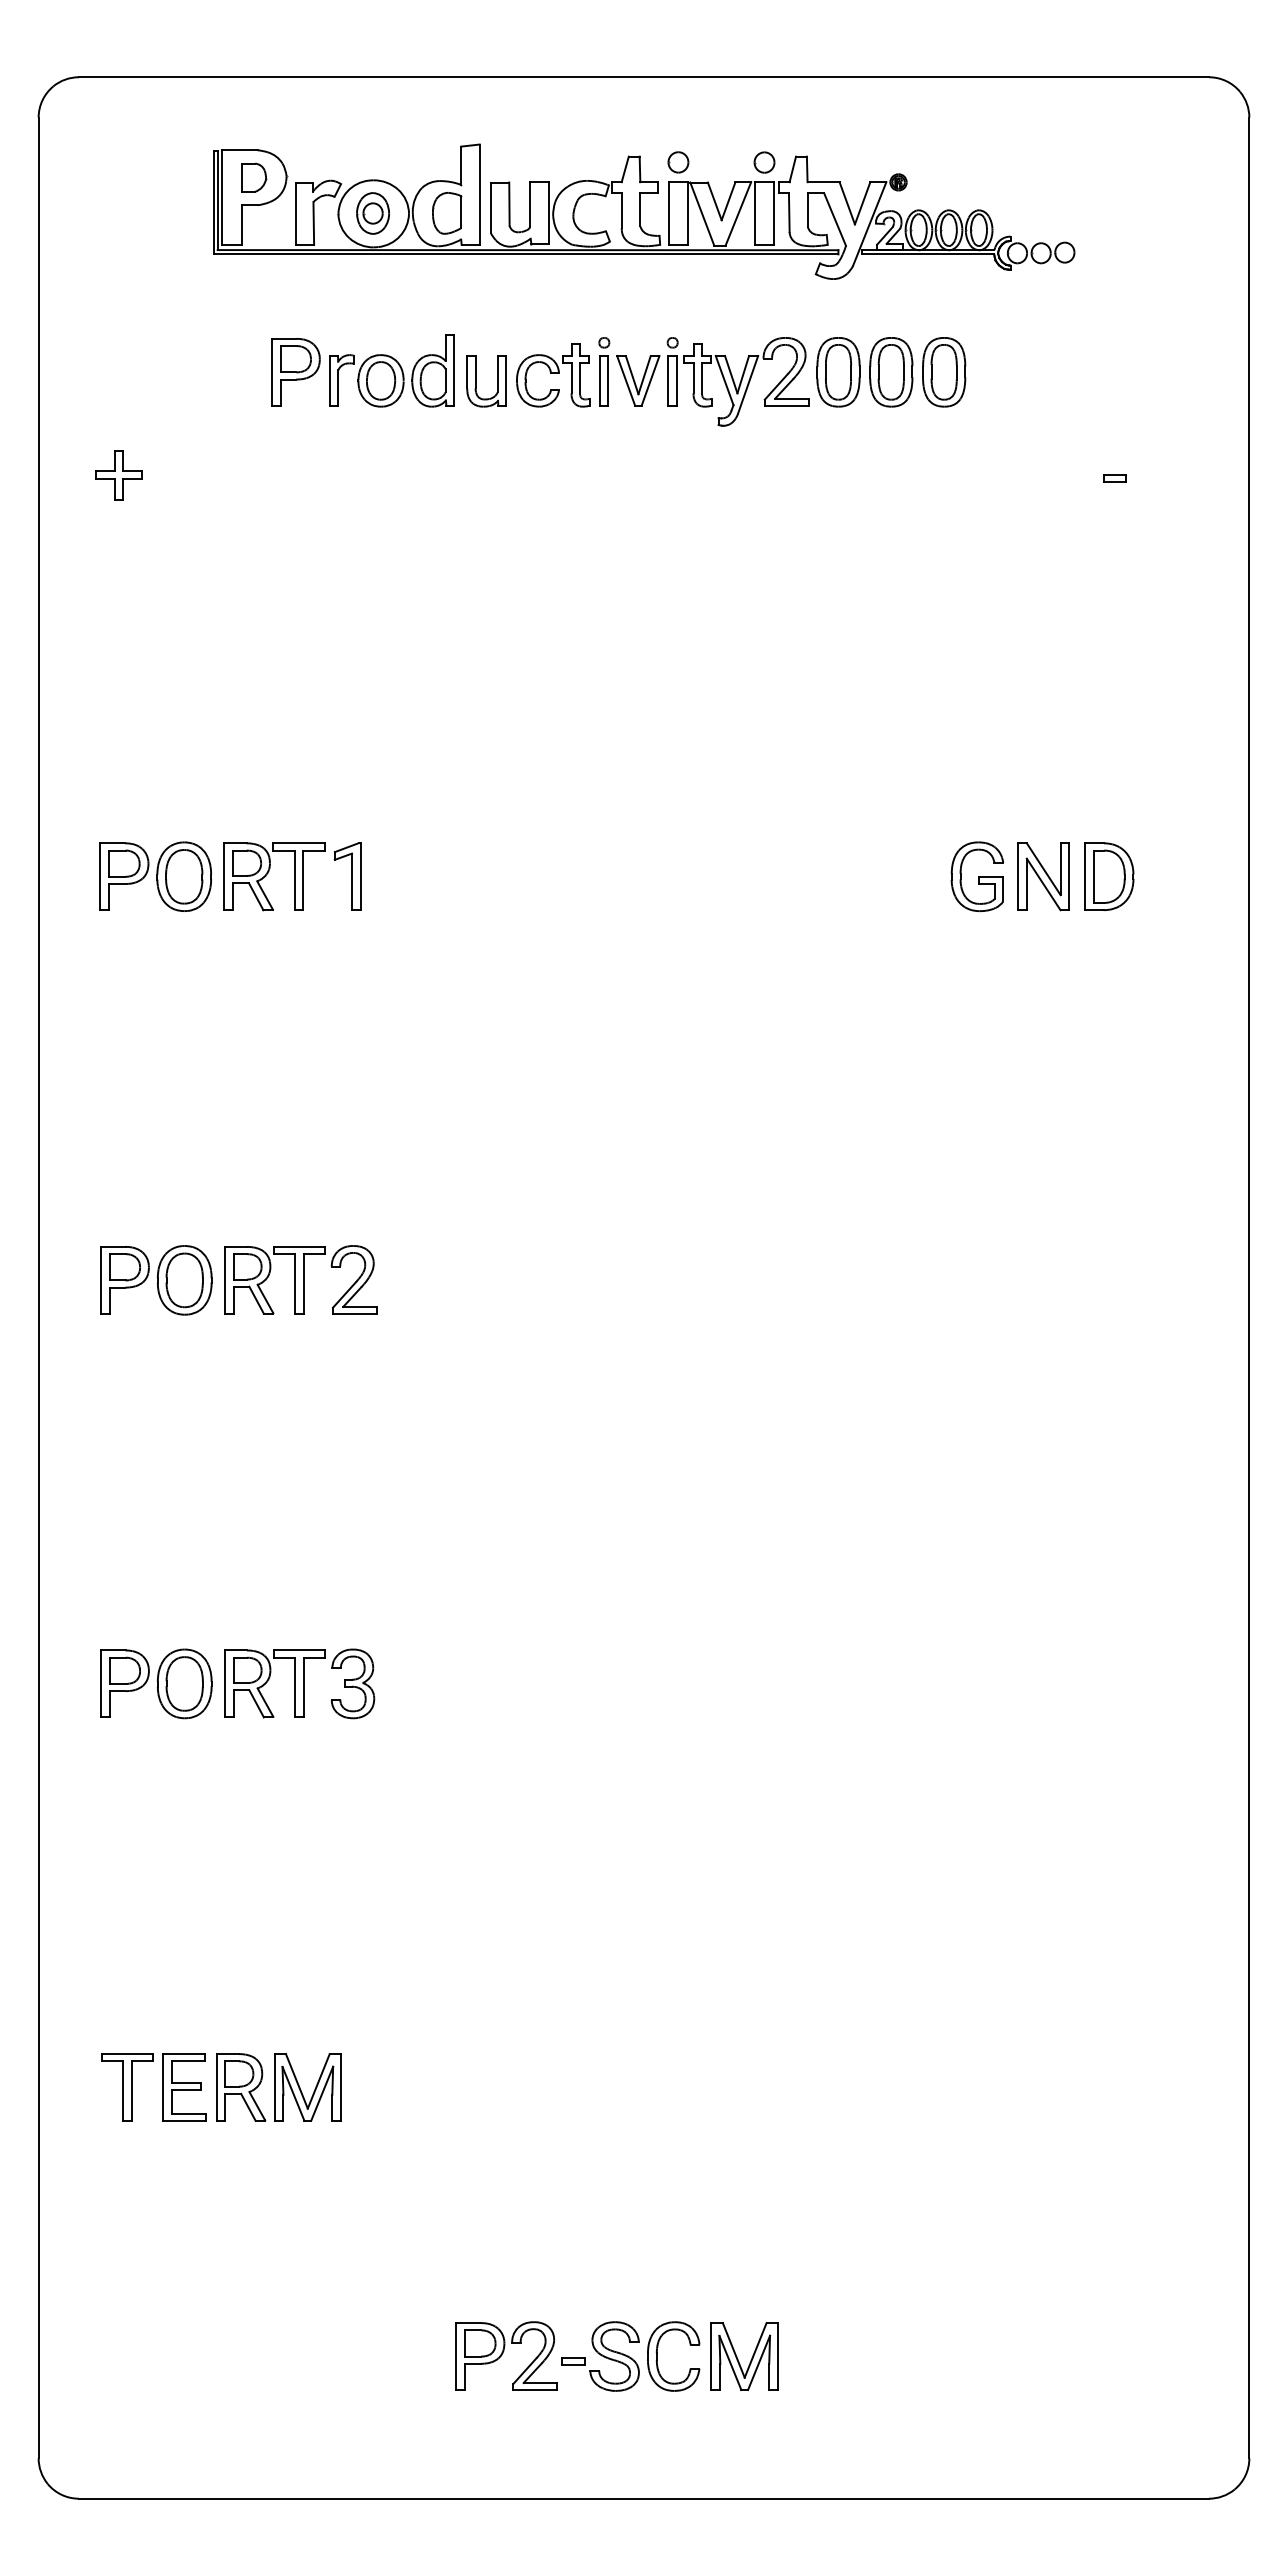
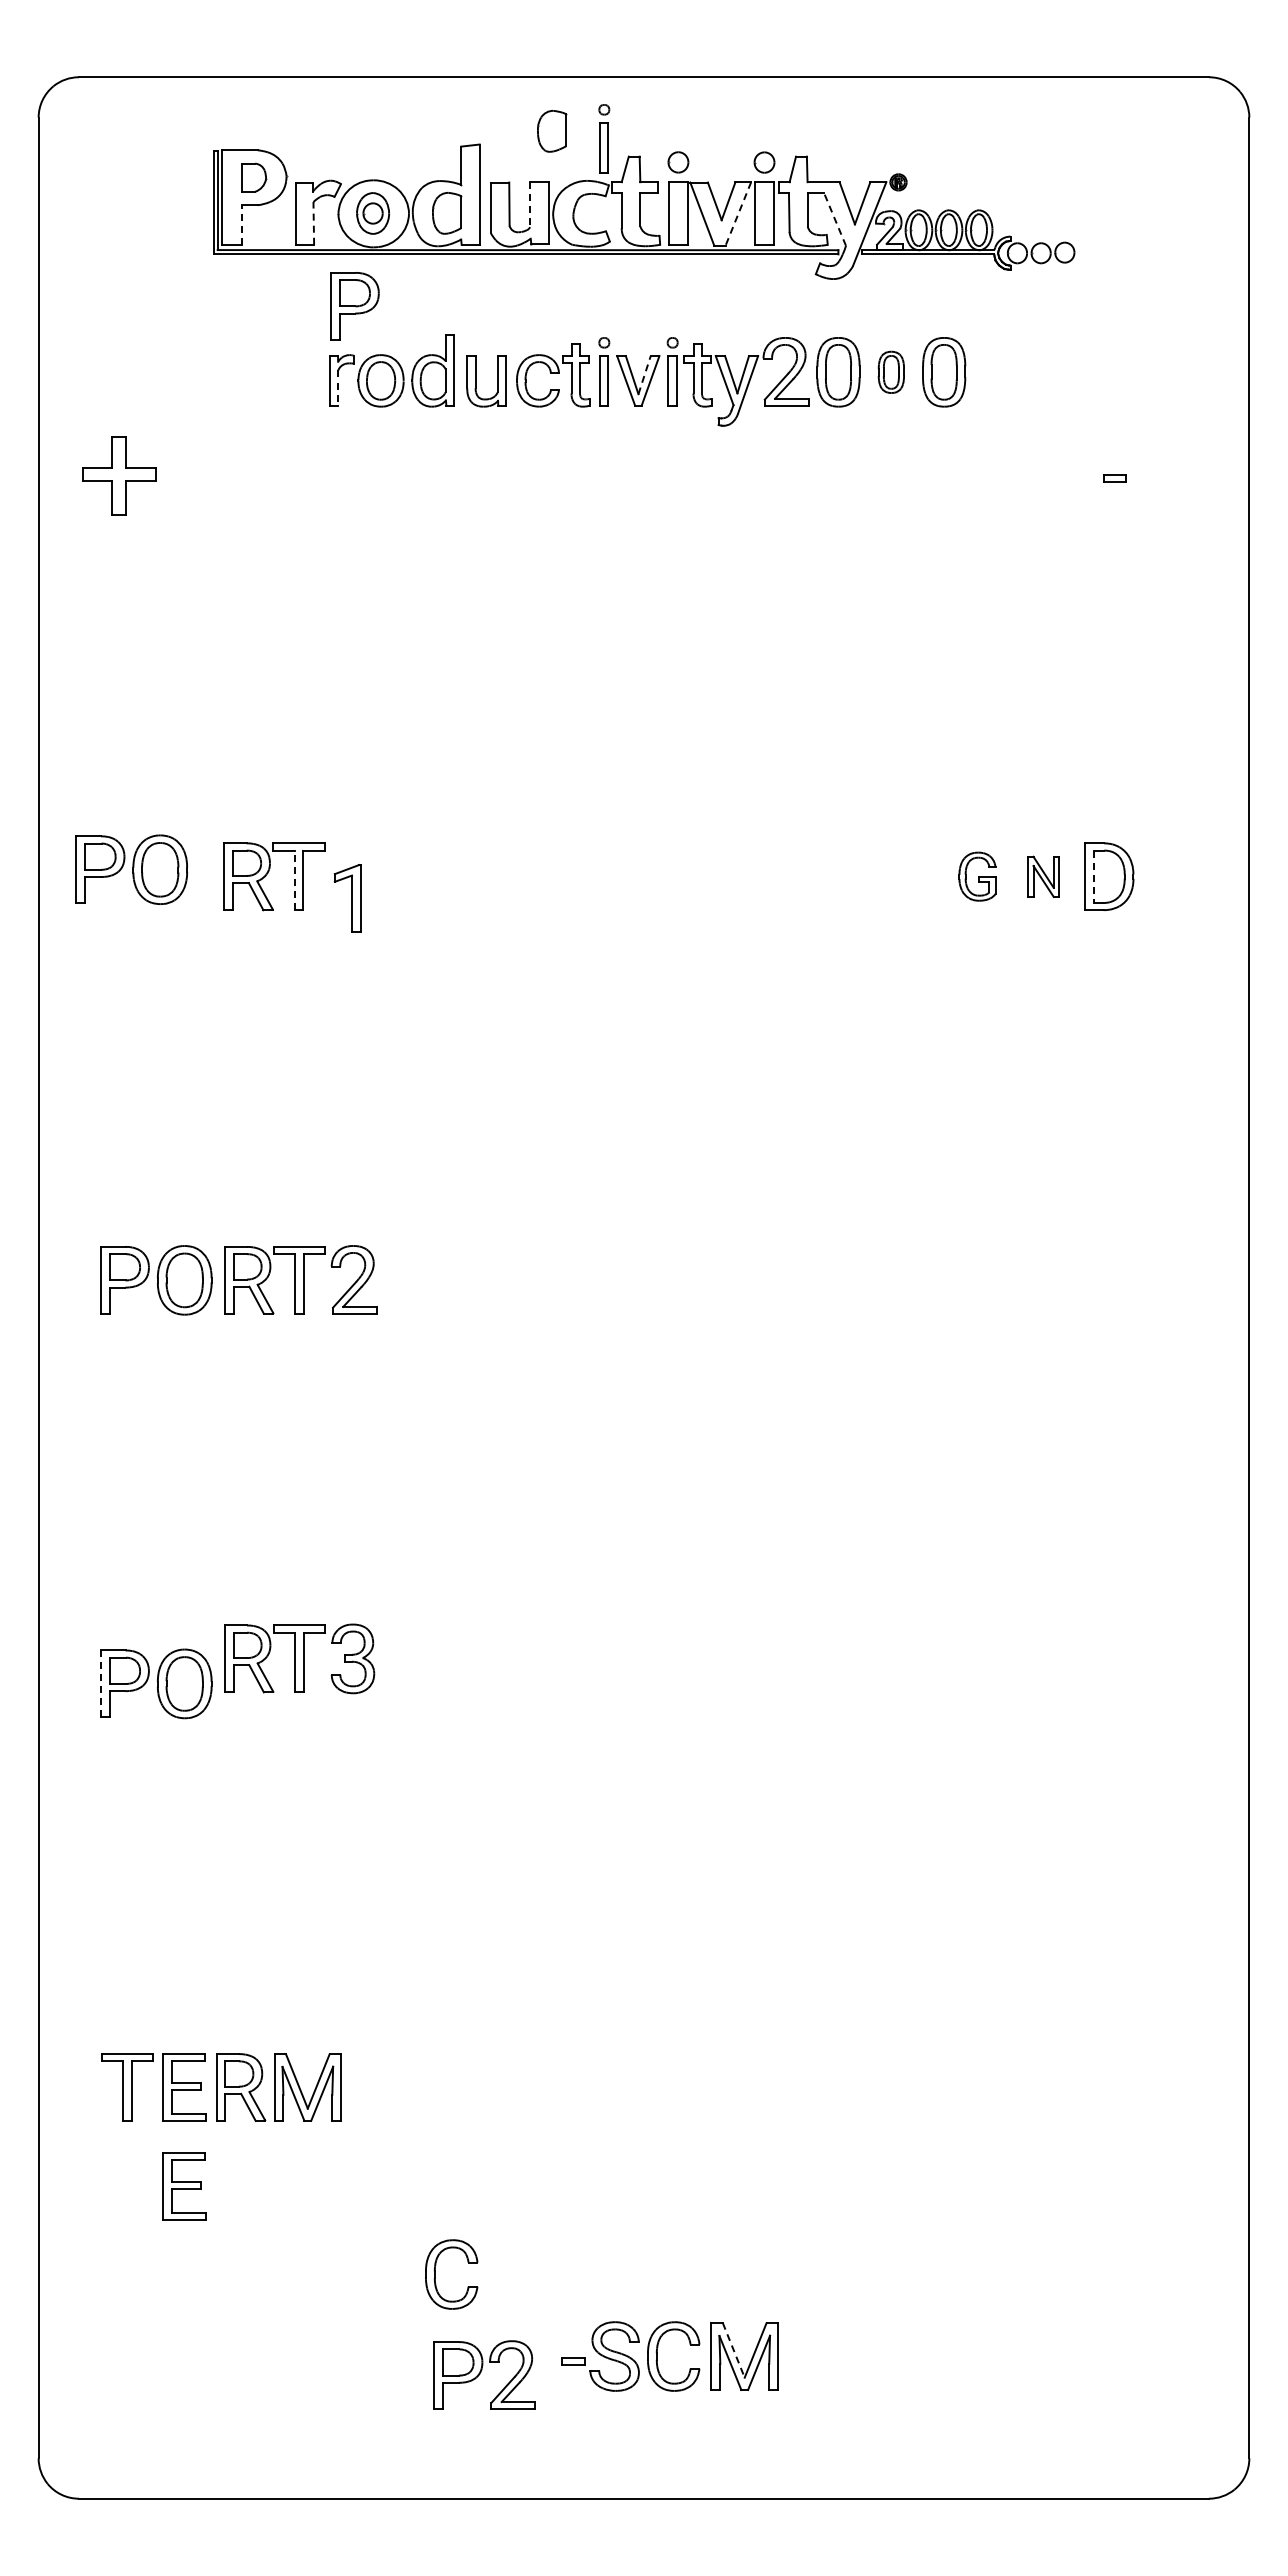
part: none -> present (552, 131)
part: none -> present (604, 138)
line: solid -> dashed (530, 204)
line: solid -> dashed (738, 214)
line: solid -> dashed (834, 219)
line: solid -> dashed (313, 222)
line: solid -> dashed (241, 225)
part position: (295, 372) -> (354, 306) (354, 306)
part size: 45x71 px -> 28x44 px (890, 371)
line: solid -> dashed (644, 374)
line: solid -> dashed (338, 388)
part size: 48x51 px -> 75x80 px (119, 475)
part position: (155, 876) -> (131, 869) (131, 869)
part position: (347, 876) -> (347, 898) (347, 898)
part size: 55x71 px -> 39x51 px (977, 876)
part size: 53x70 px -> 33x43 px (1043, 876)
line: solid -> dashed (1093, 877)
line: solid -> dashed (294, 880)
line: solid -> dashed (100, 1683)
part position: (299, 1683) -> (299, 1658) (299, 1658)
part: none -> present (184, 2186)
part: none -> present (435, 2274)
line: solid -> dashed (733, 2350)
part position: (506, 2355) -> (484, 2374) (484, 2374)
